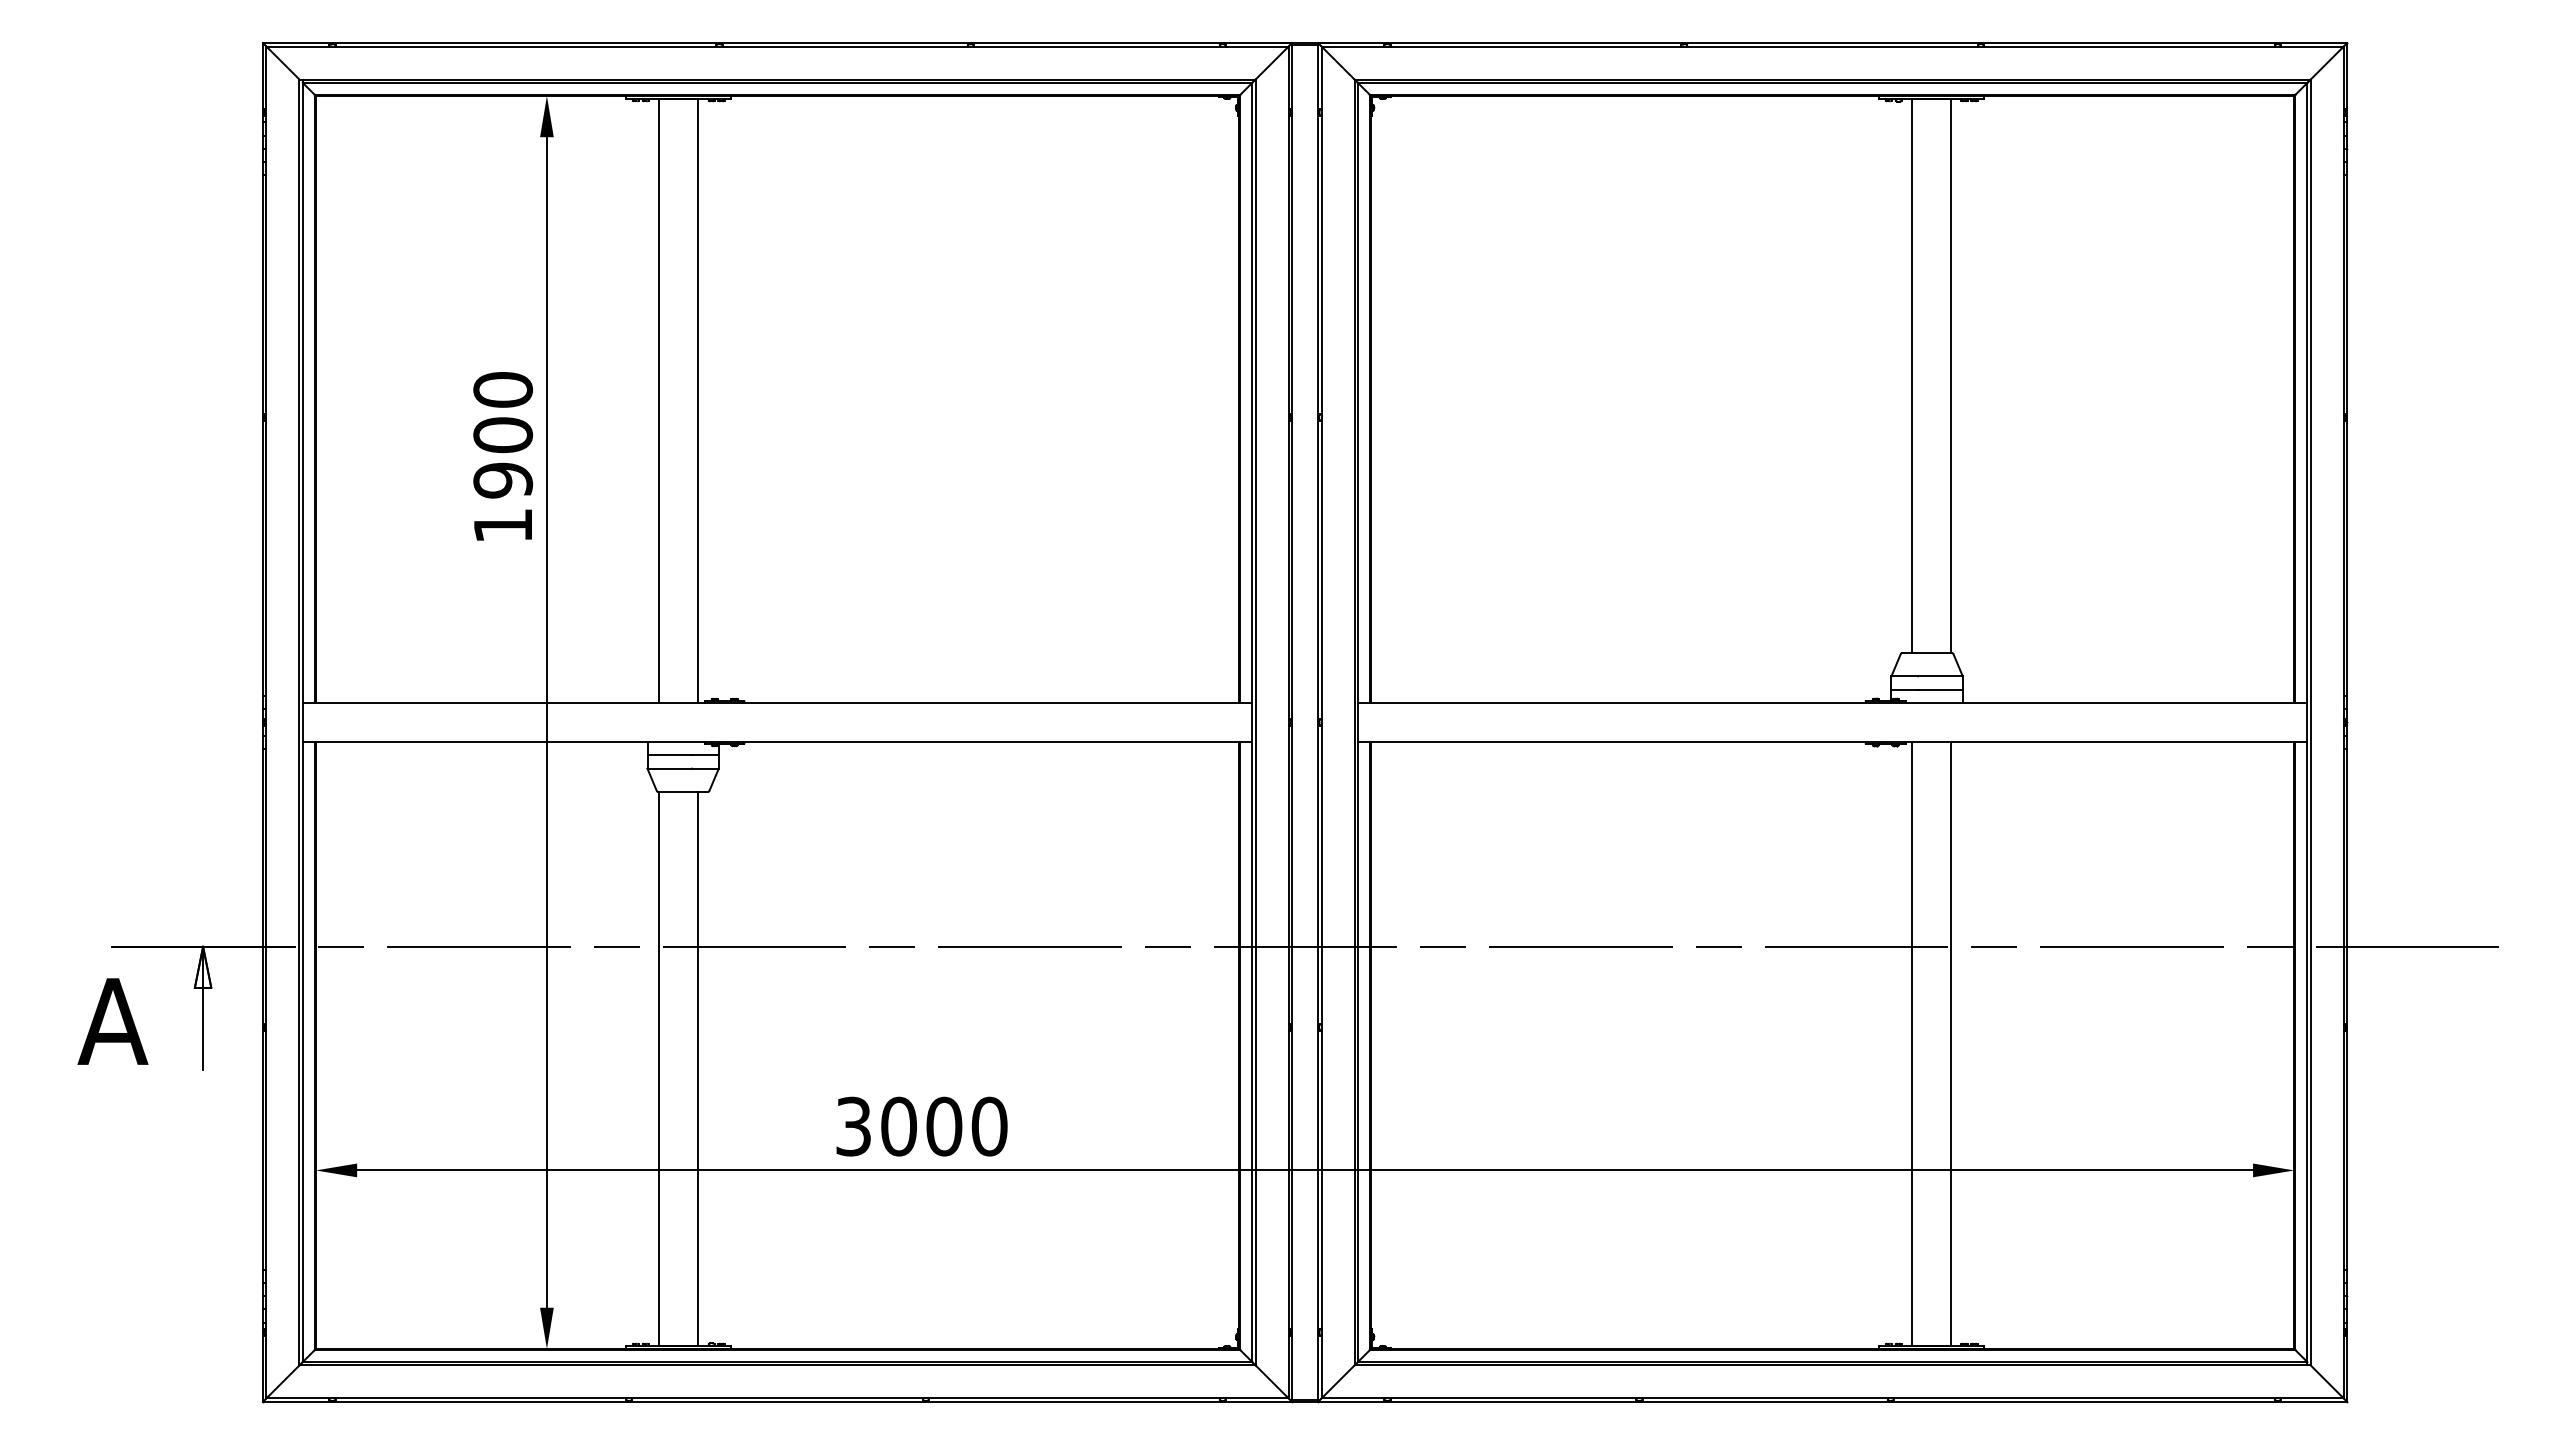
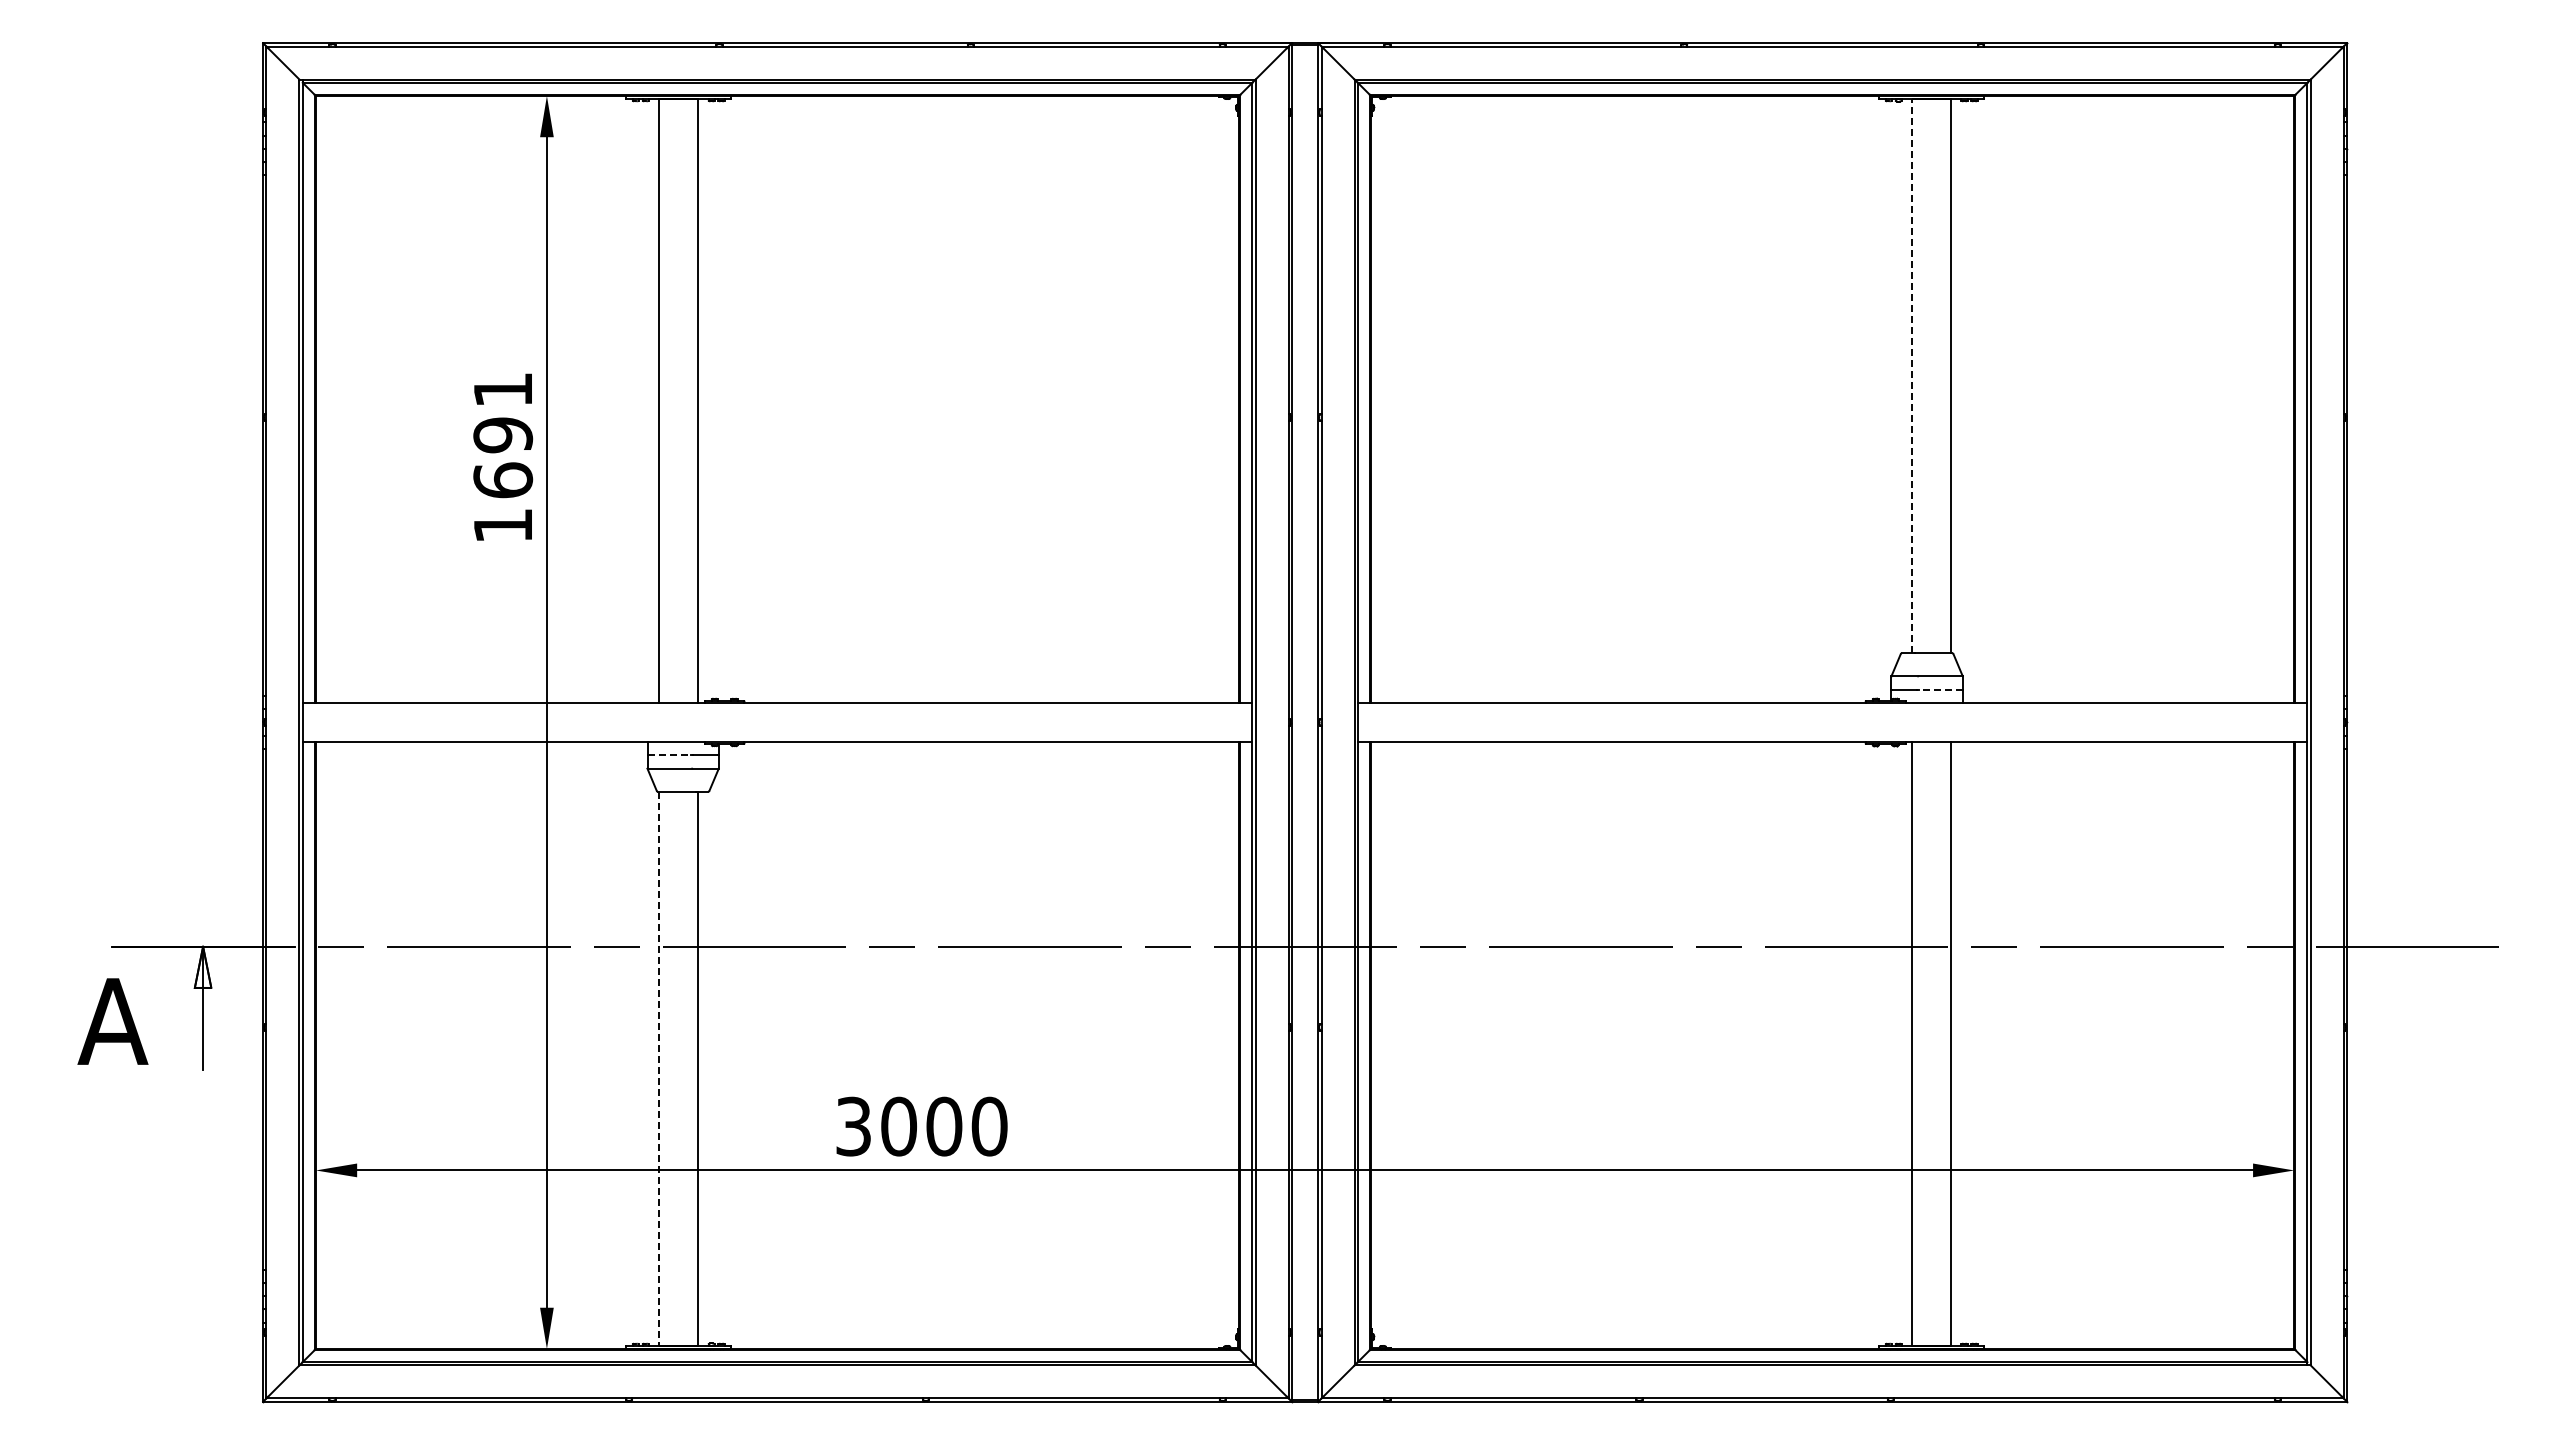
line: solid -> dashed (1911, 376)
text: 1900 -> 1691 (503, 435)
line: solid -> dashed (1940, 689)
line: solid -> dashed (669, 755)
line: solid -> dashed (658, 1068)
